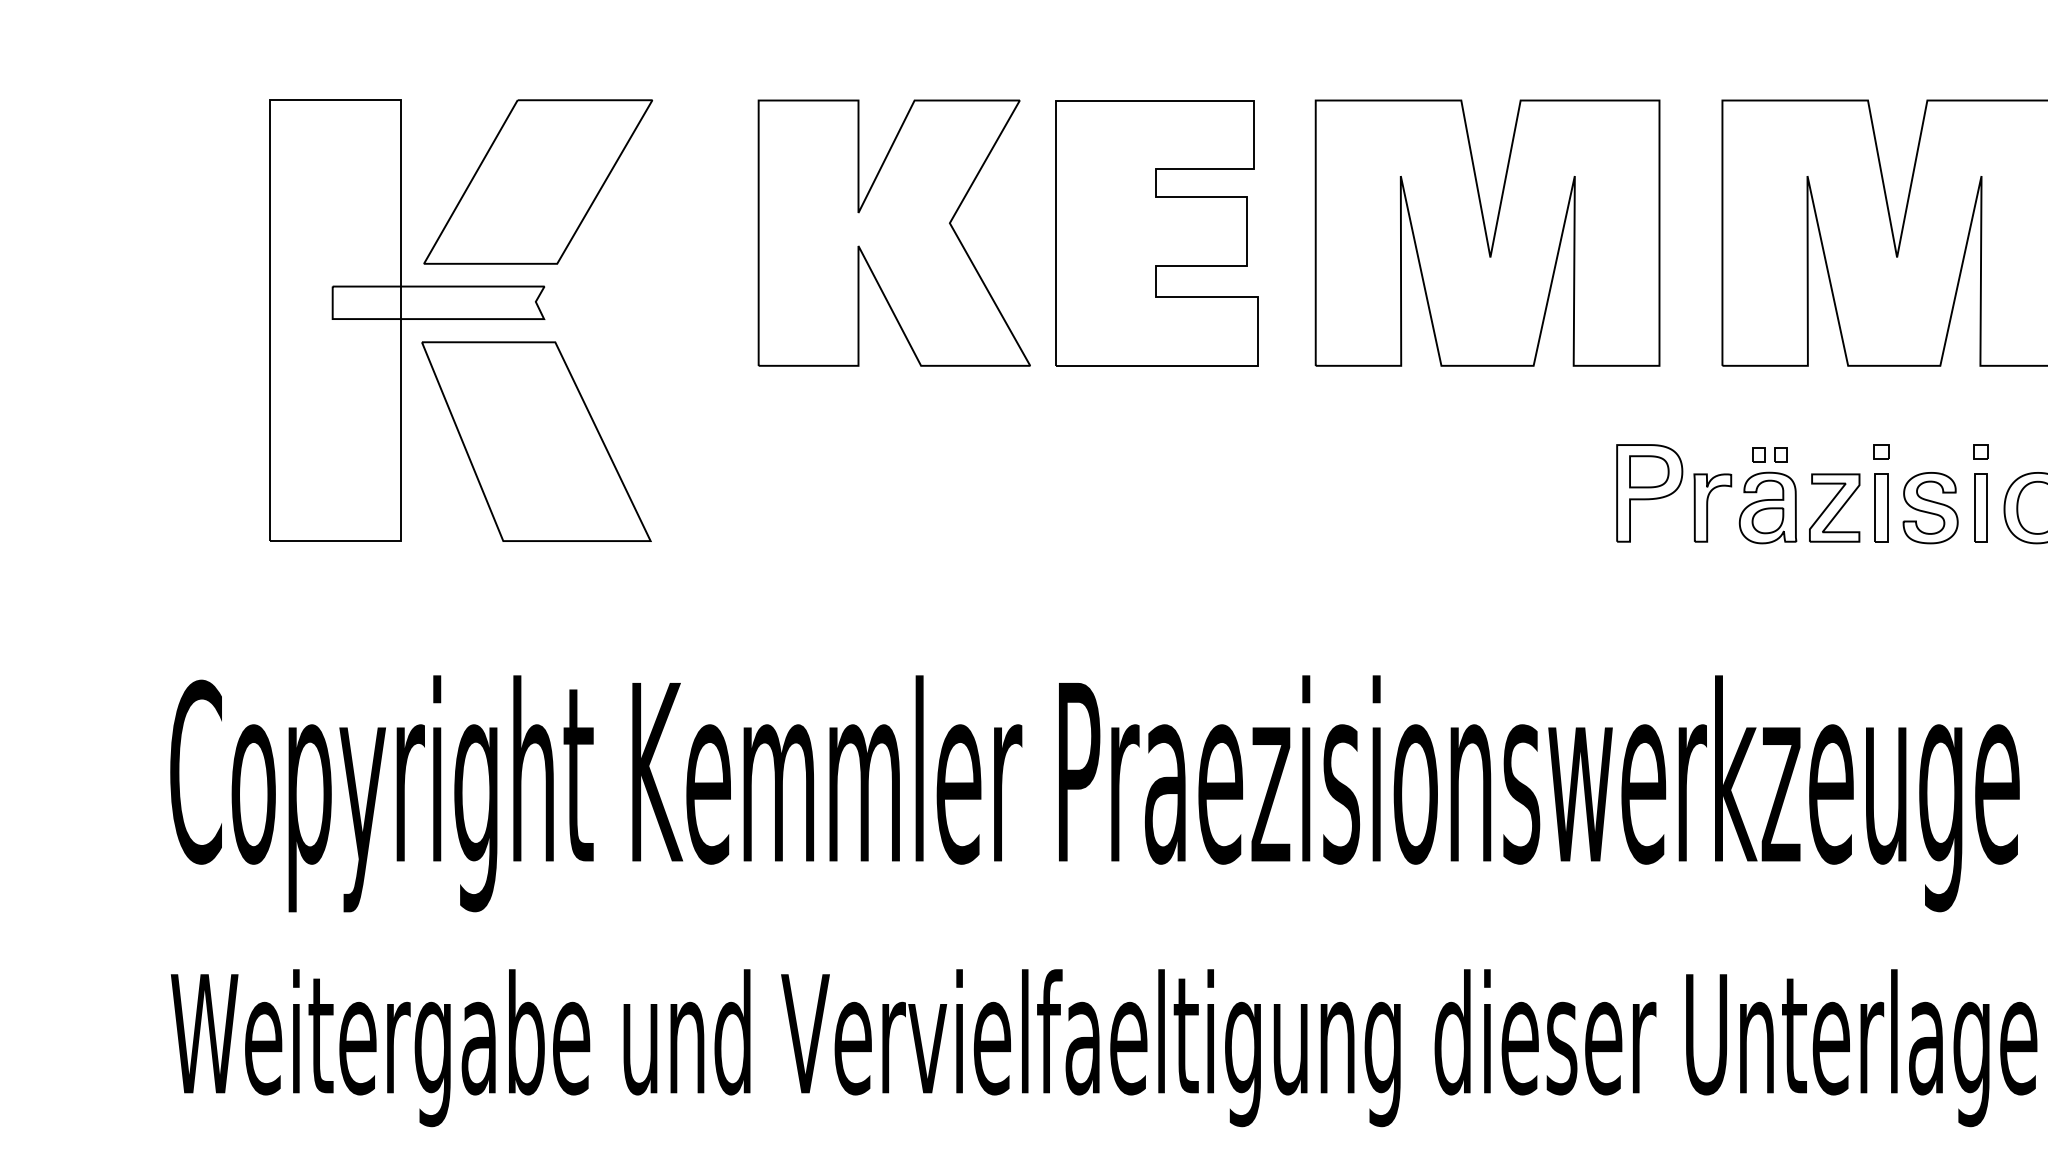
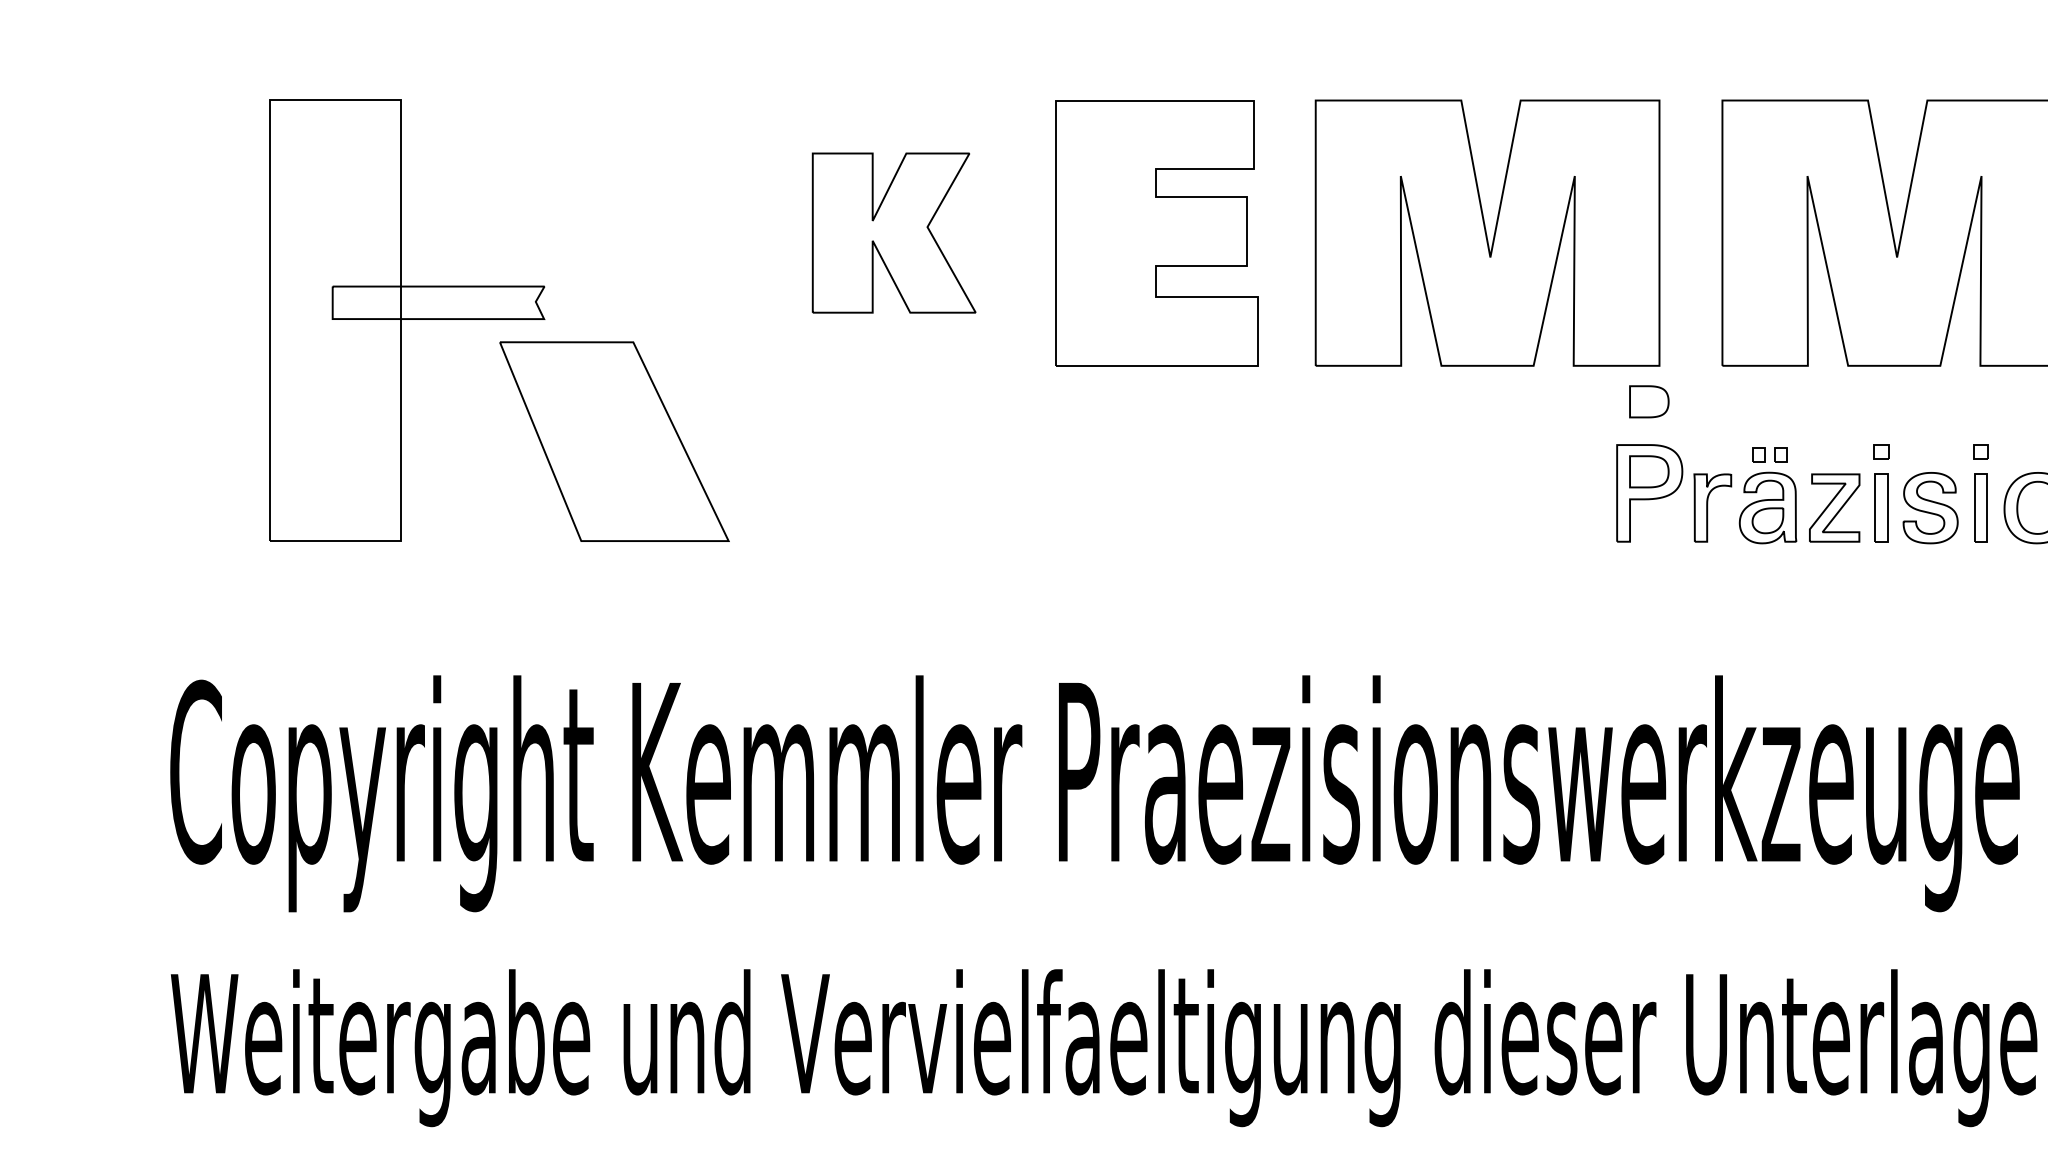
part: present -> none (538, 181)
part size: 274x268 px -> 166x162 px (893, 232)
part: none -> present (1649, 401)
part position: (536, 441) -> (614, 441) (614, 441)
